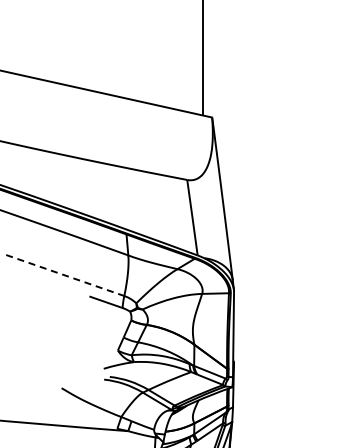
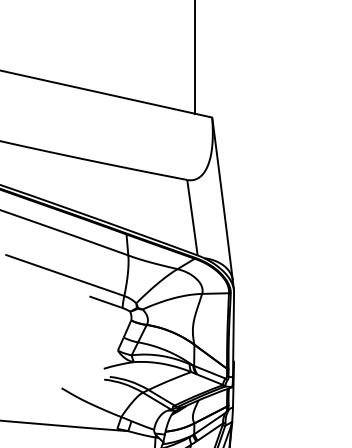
line position: (203, 57) -> (195, 57) (195, 57)
line: dashed -> solid (65, 275)
